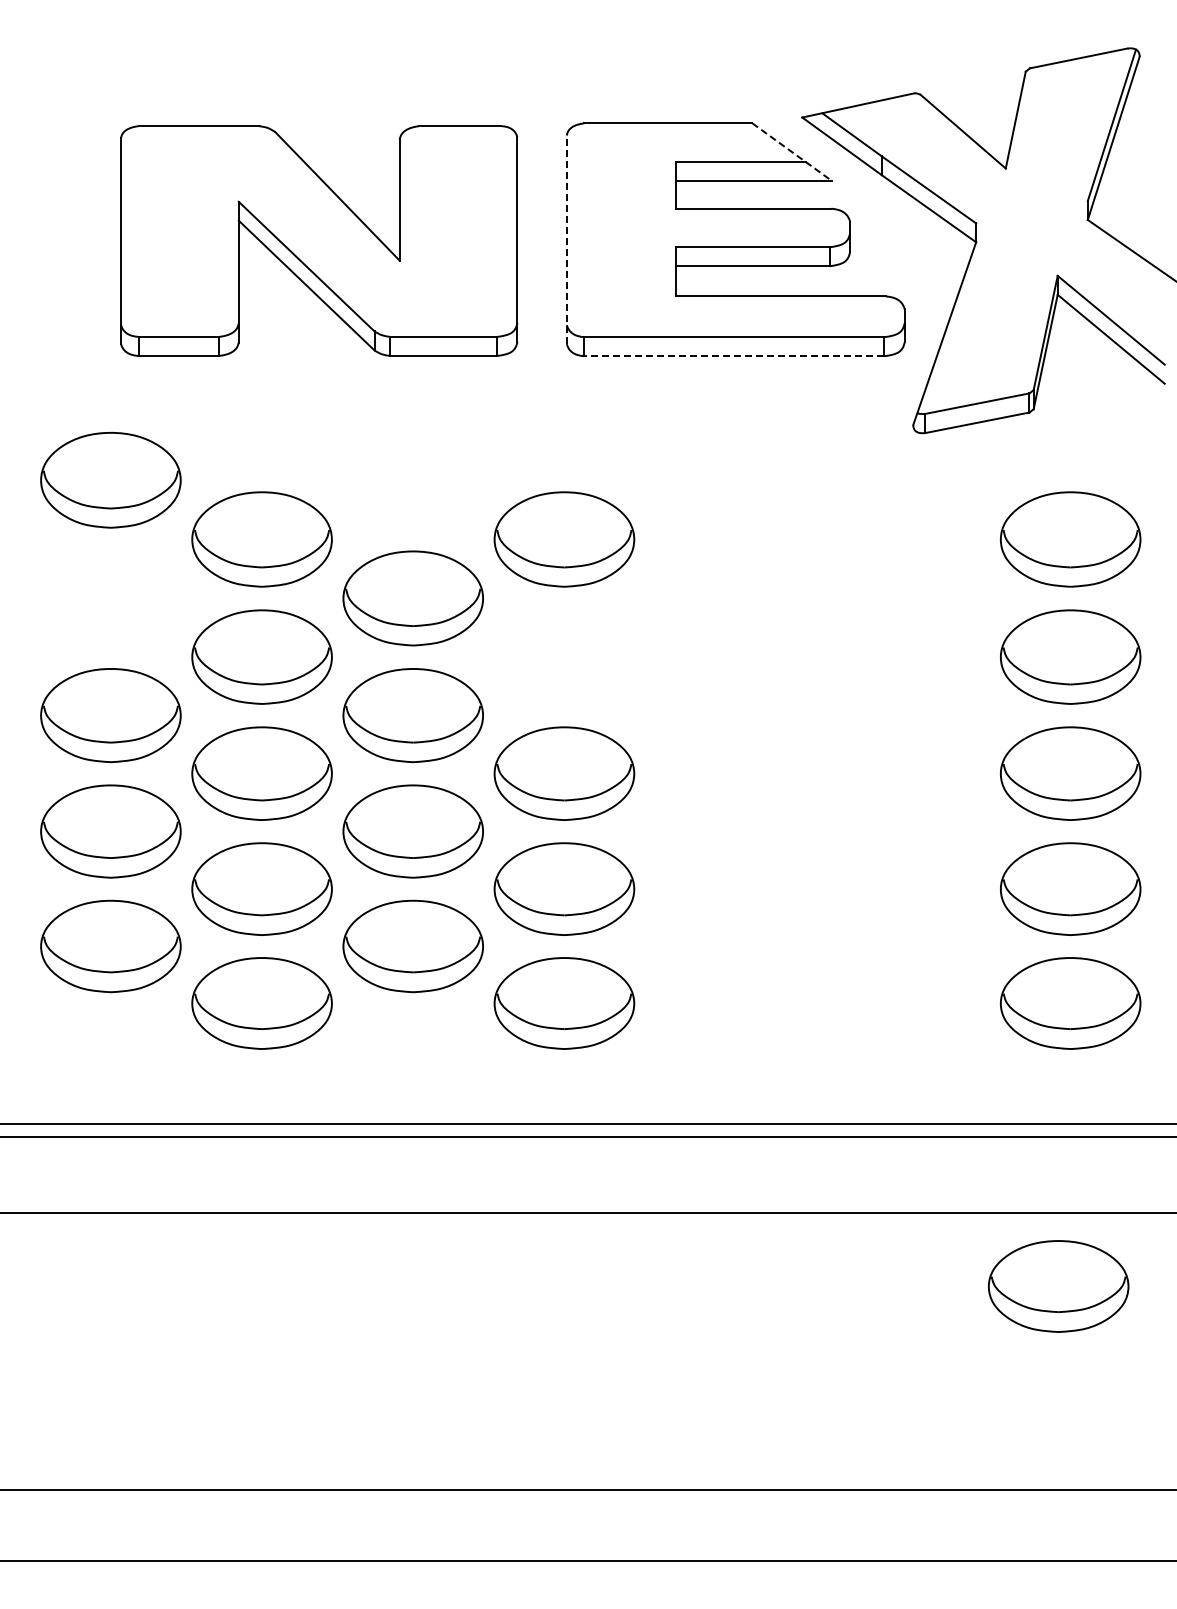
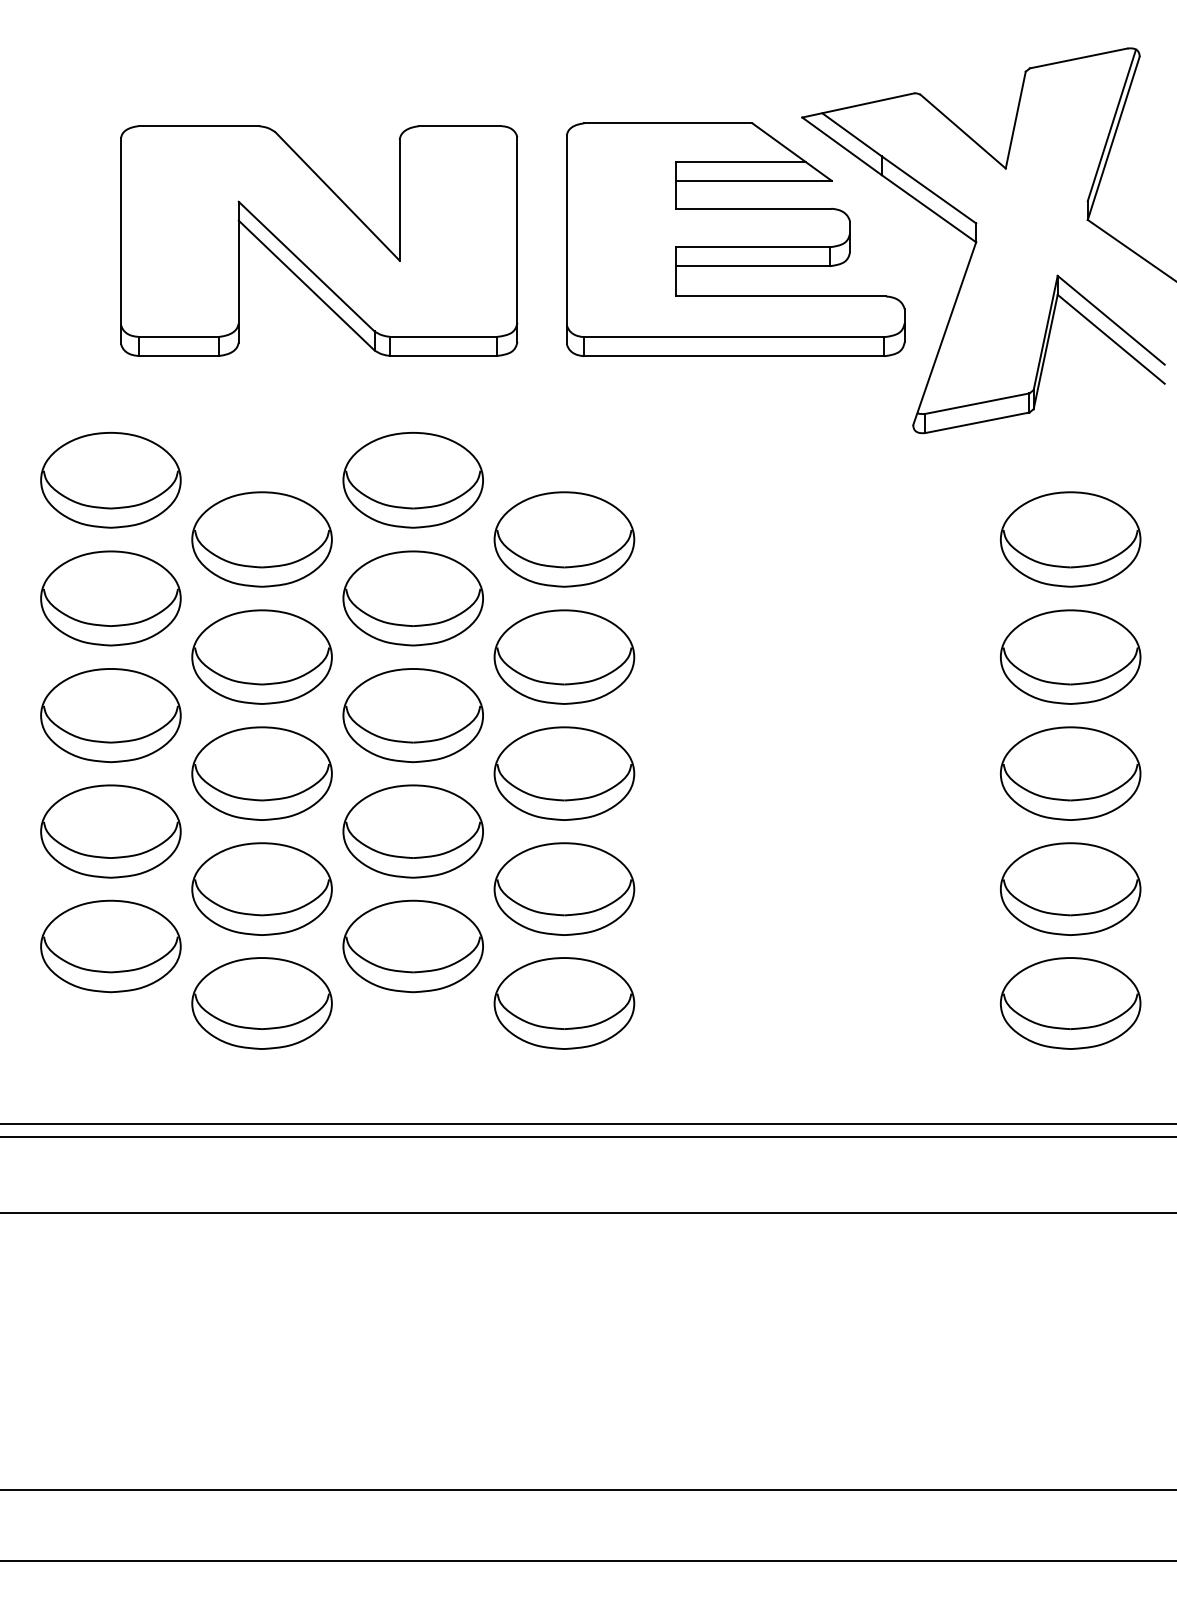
line: dashed -> solid (792, 152)
line: dashed -> solid (566, 239)
line: dashed -> solid (734, 356)
part: none -> present (412, 480)
part: none -> present (110, 598)
part: none -> present (564, 656)
part: present -> none (1058, 1286)
